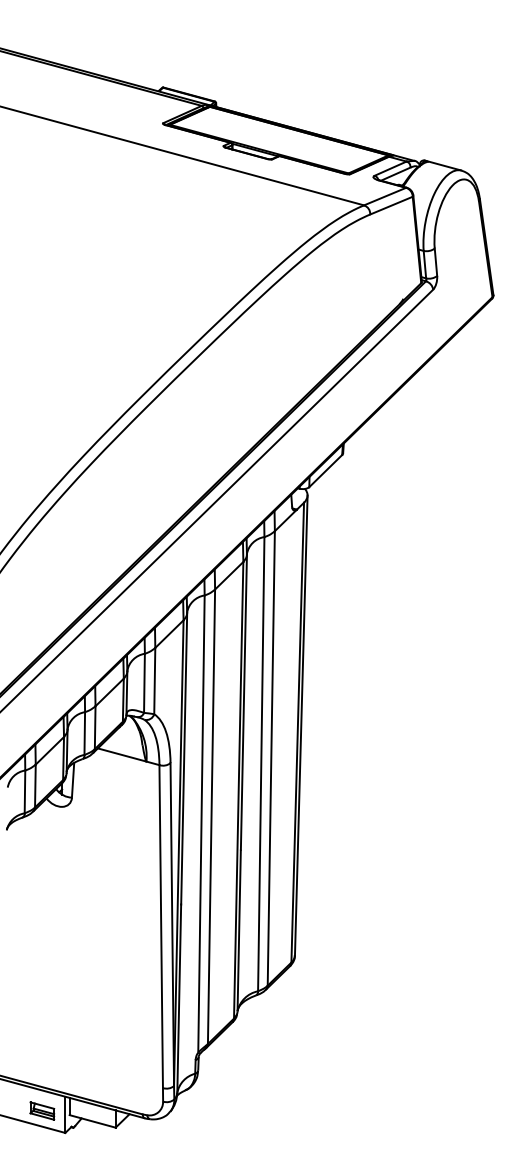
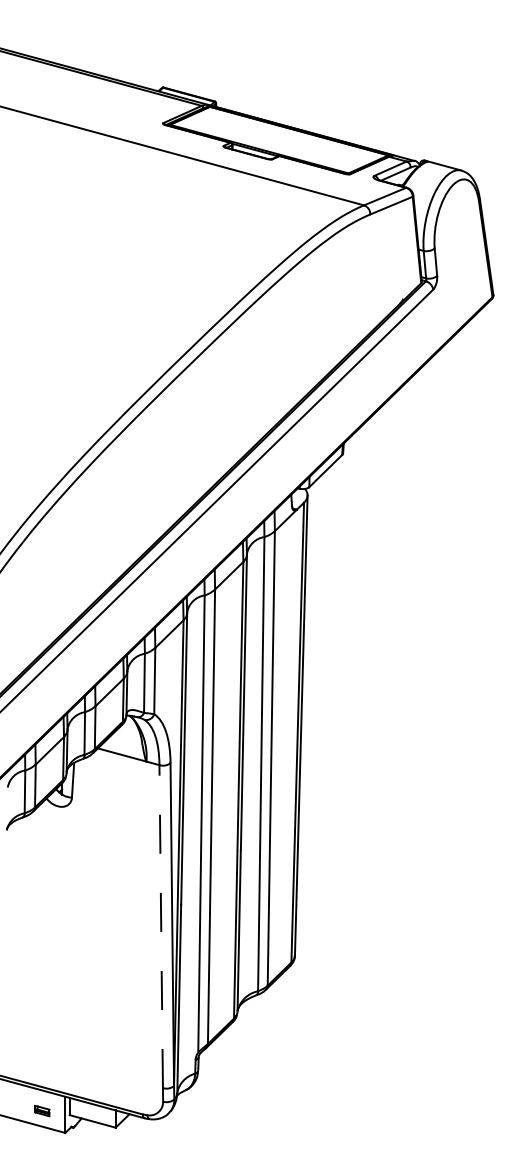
line: solid -> dashed (161, 926)
part size: 27x20 px -> 17x14 px (42, 1110)
